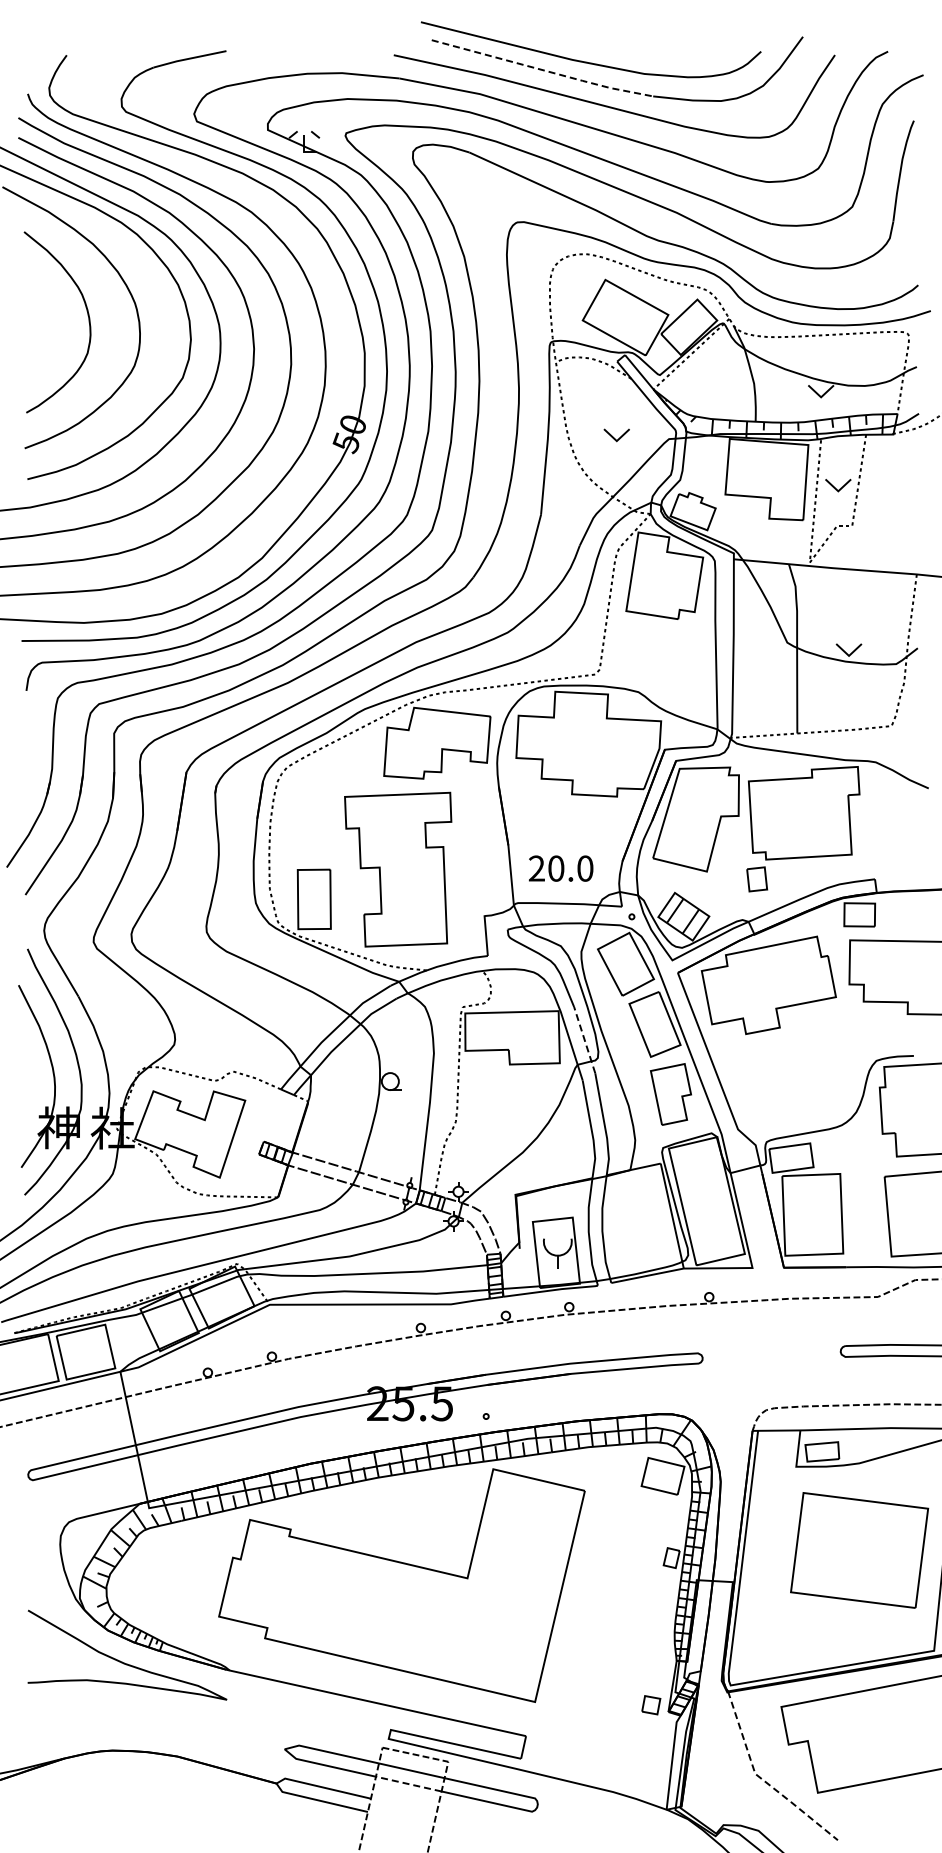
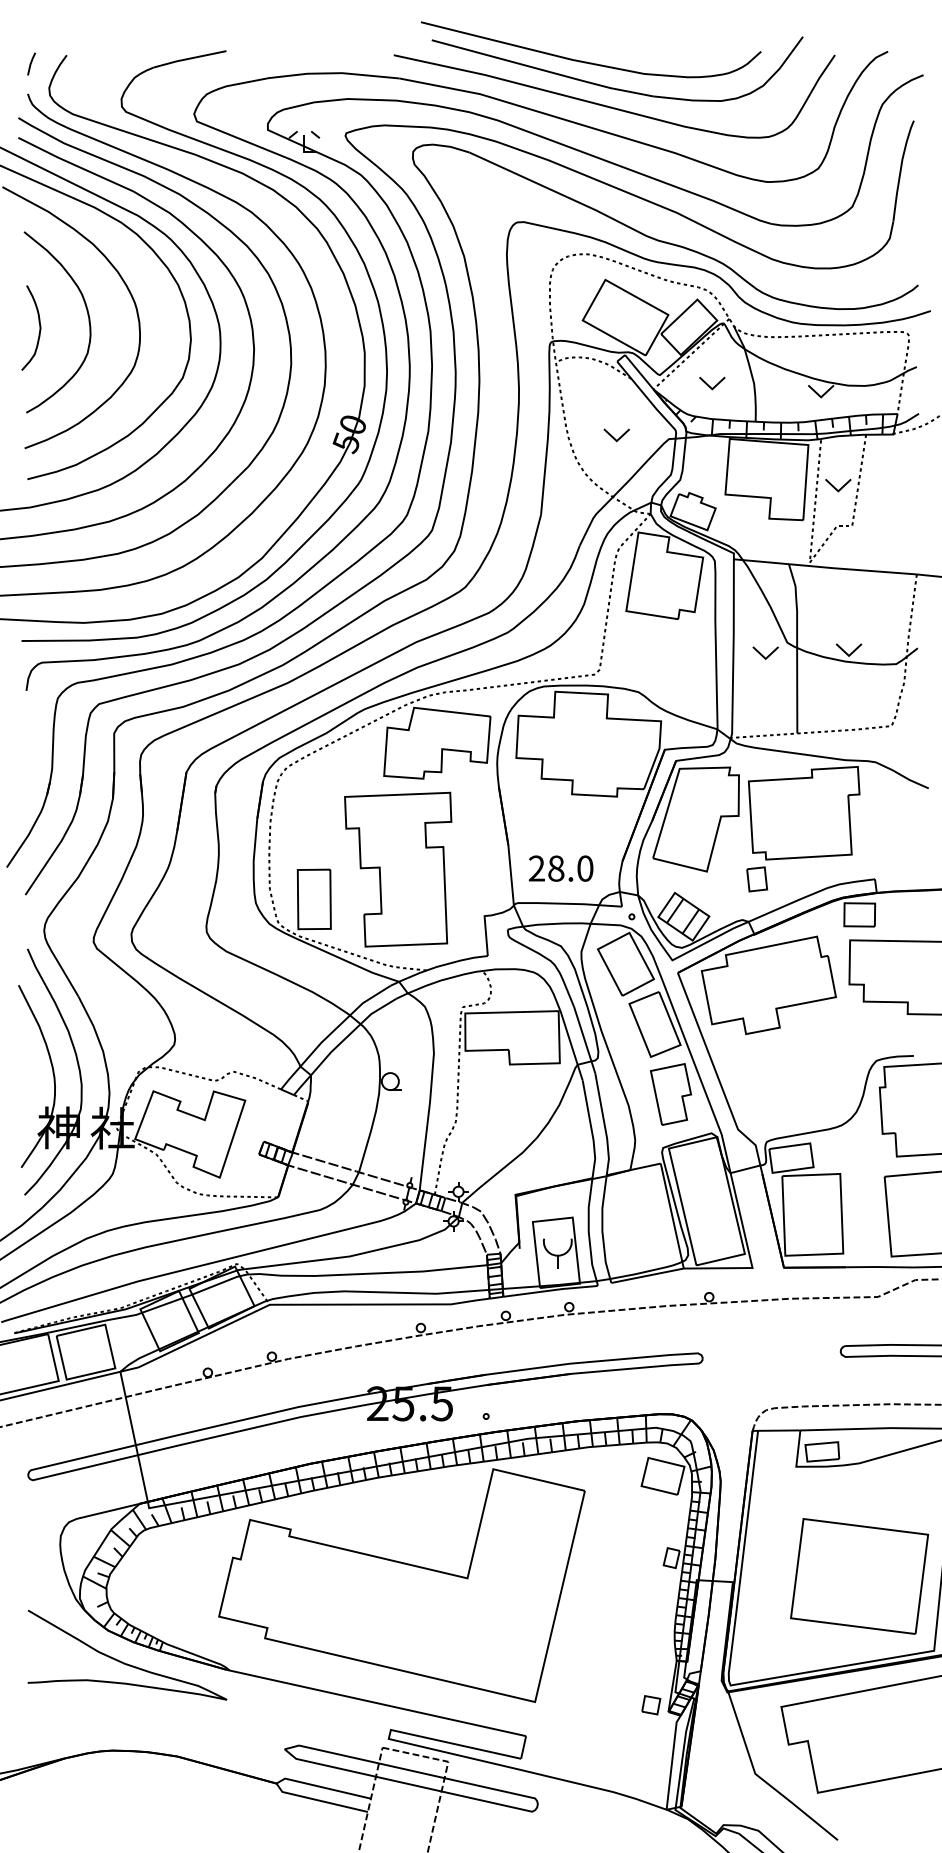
line: none -> present (31, 63)
line: dashed -> solid (543, 70)
curve: none -> present (39, 327)
part: none -> present (712, 383)
part: none -> present (765, 652)
text: 20.0 -> 28.0 (556, 868)
line: dashed -> solid (584, 1040)
part position: (859, 1550) -> (859, 1576) (859, 1576)
line: dashed -> solid (763, 1779)
line: dashed -> solid (408, 1784)
